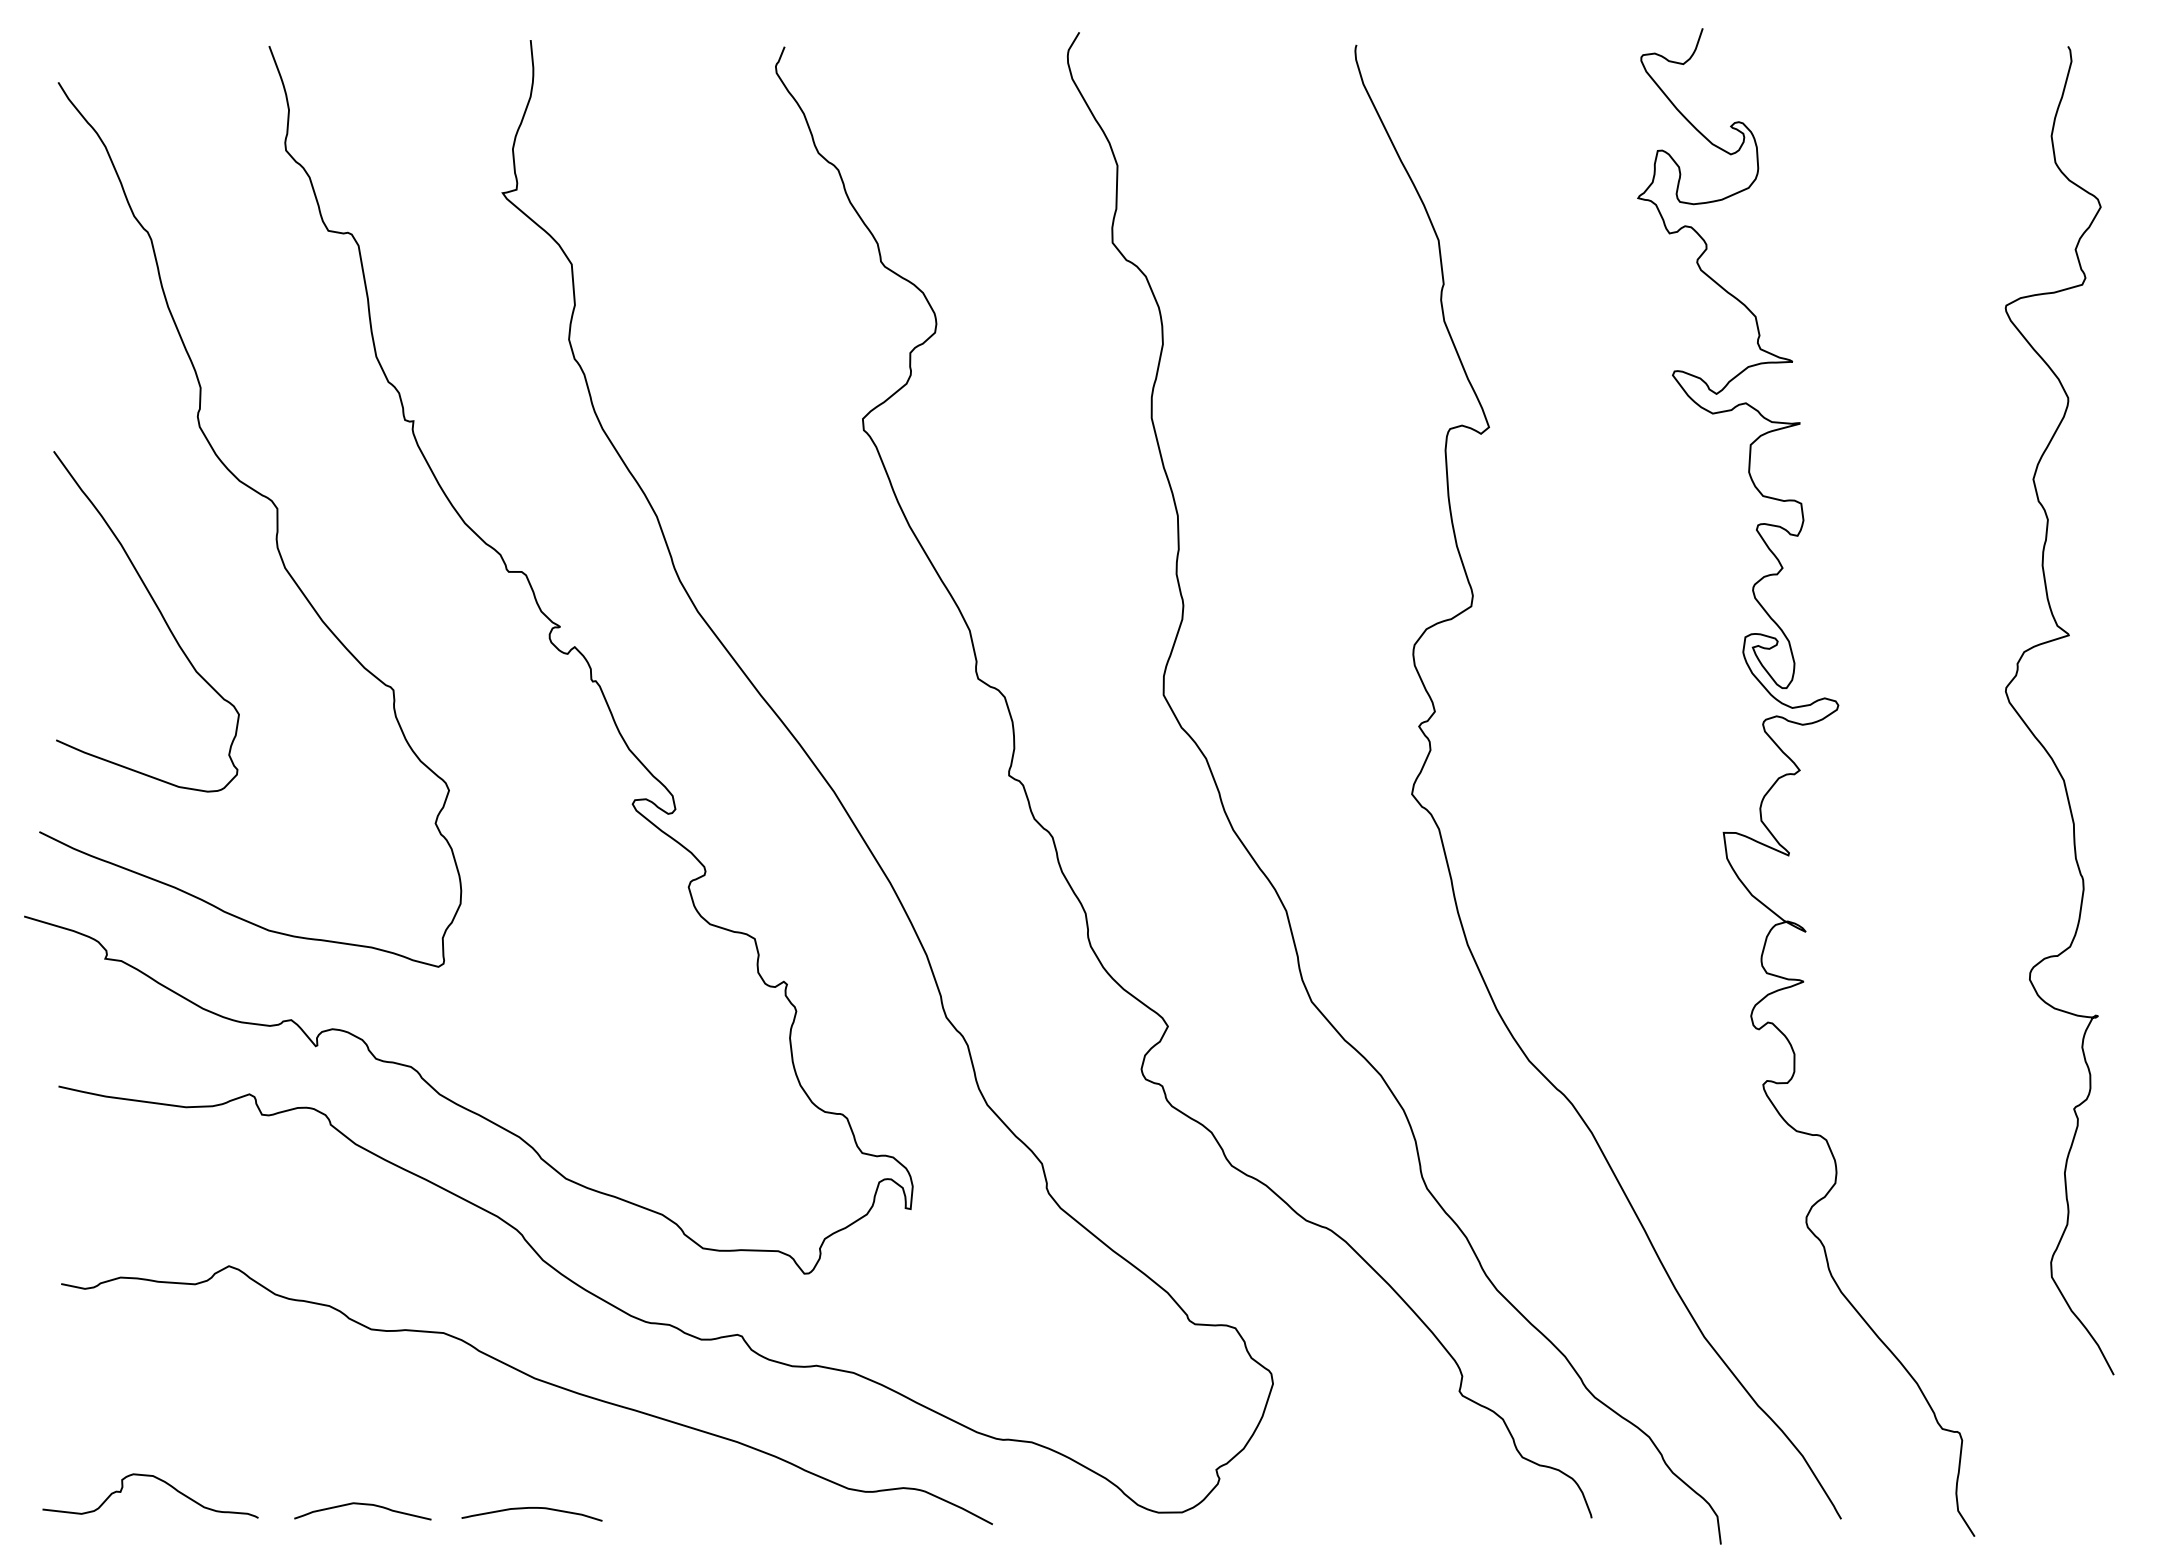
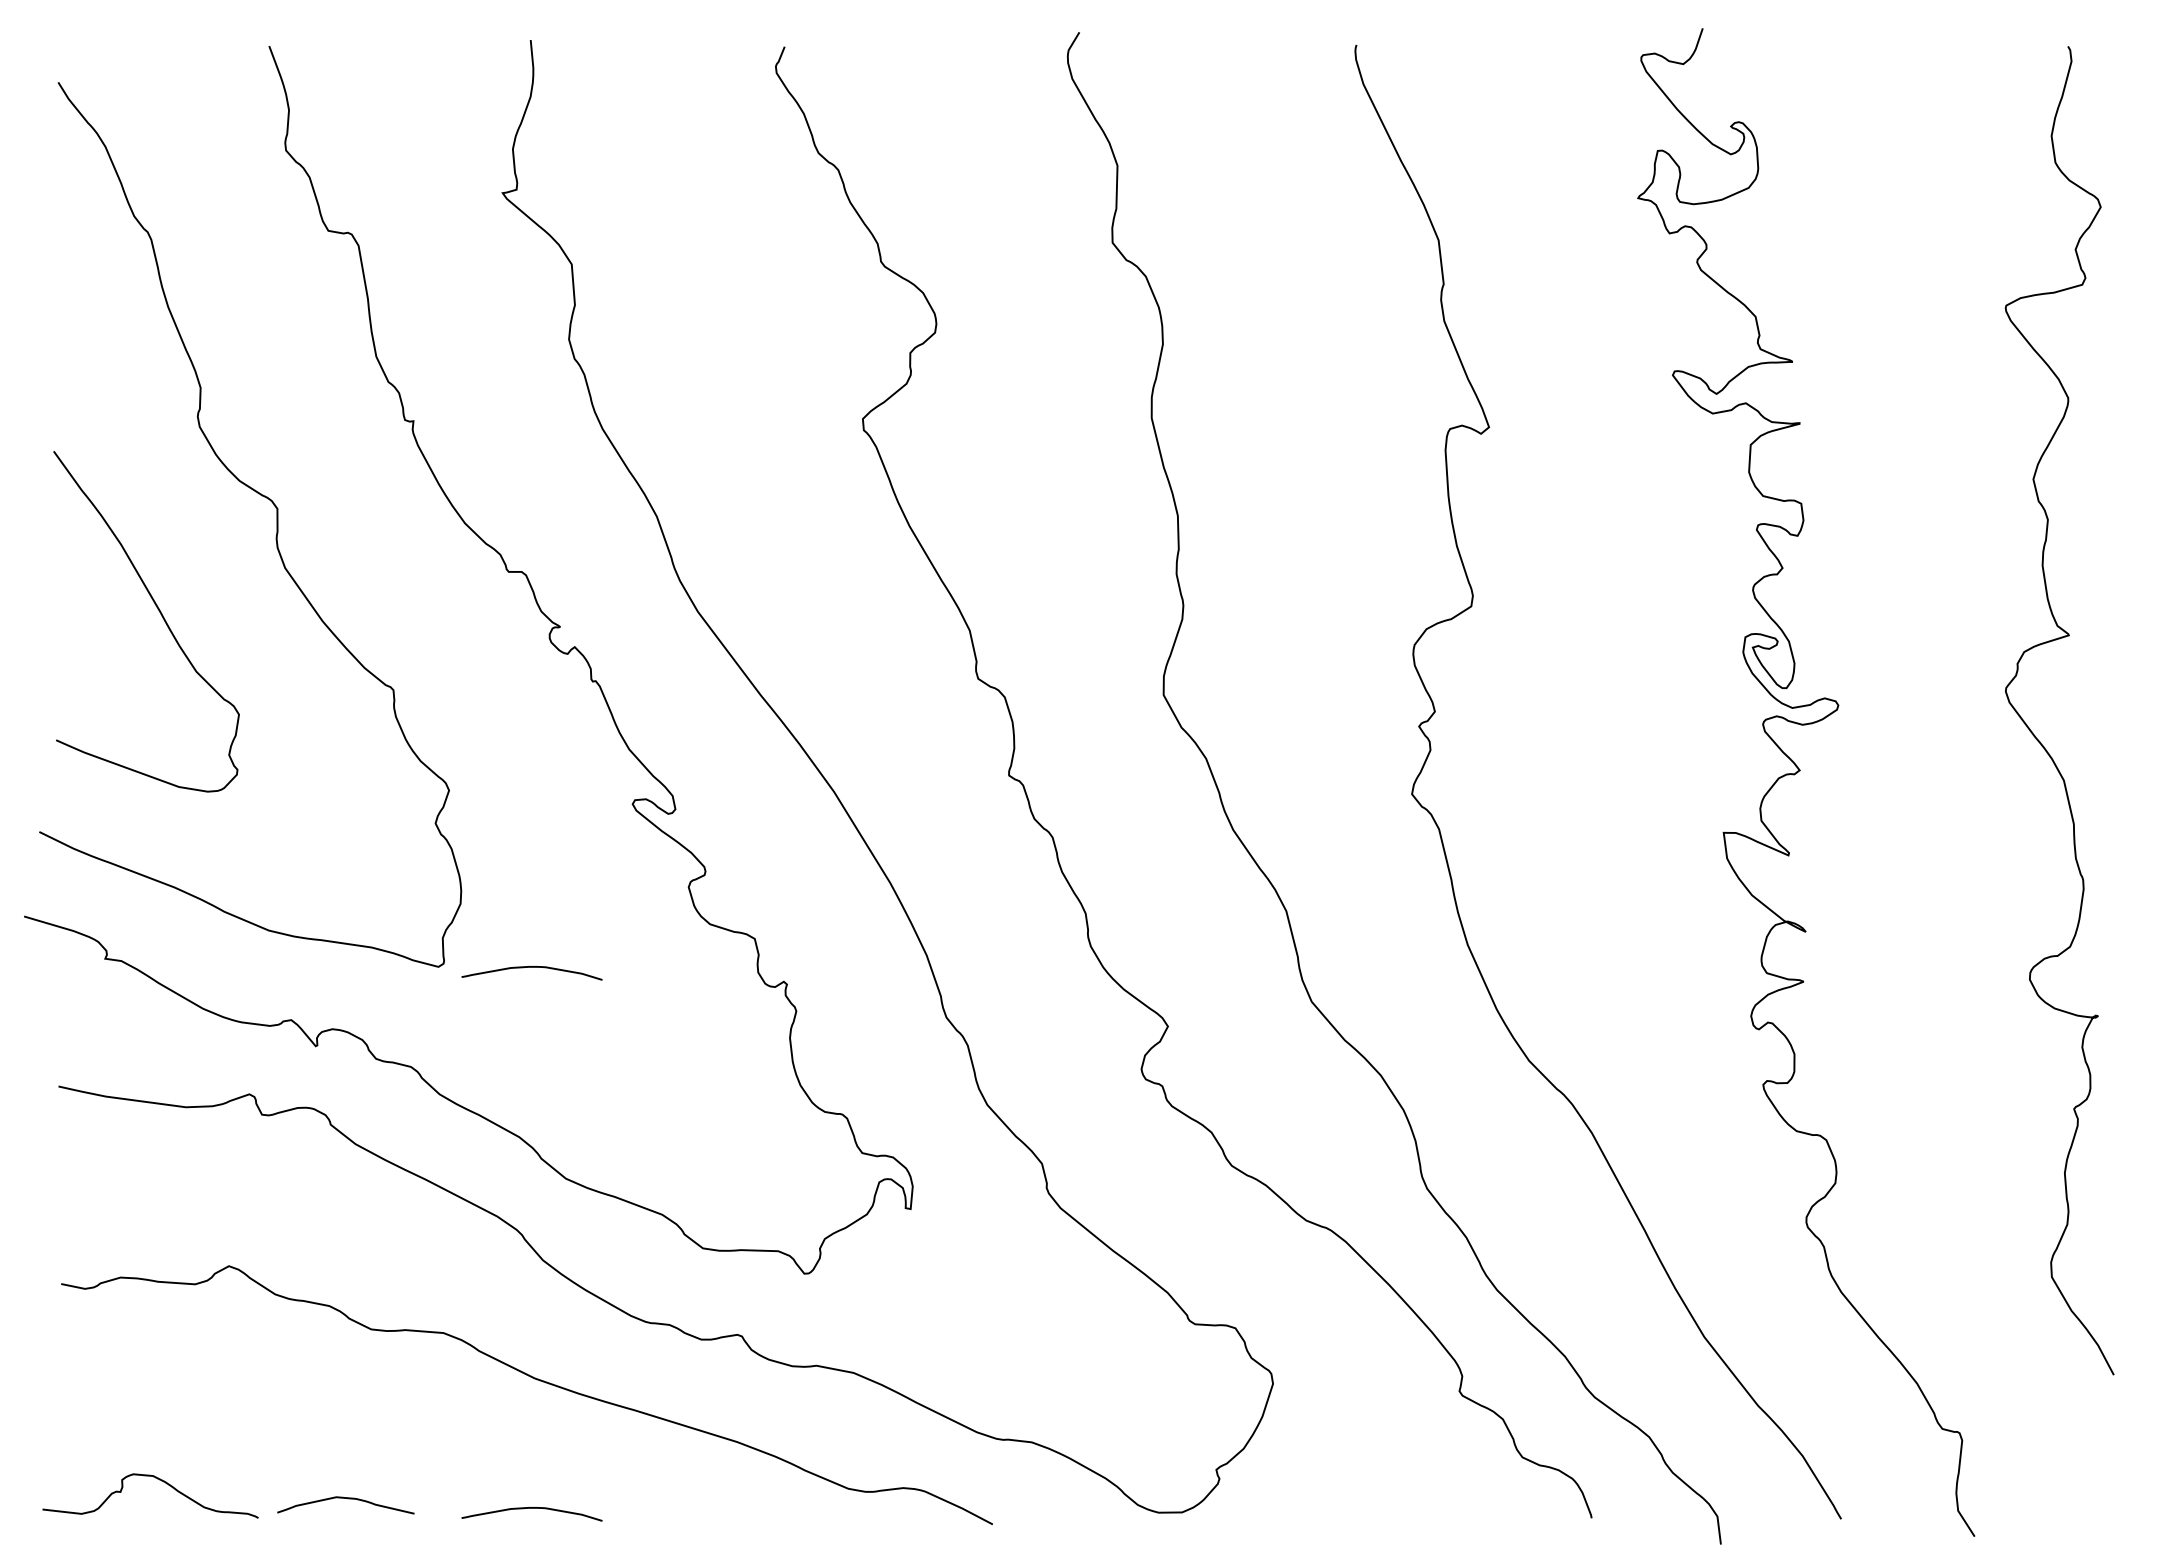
curve: none -> present (531, 967)
curve position: (364, 1505) -> (347, 1499) (347, 1499)
